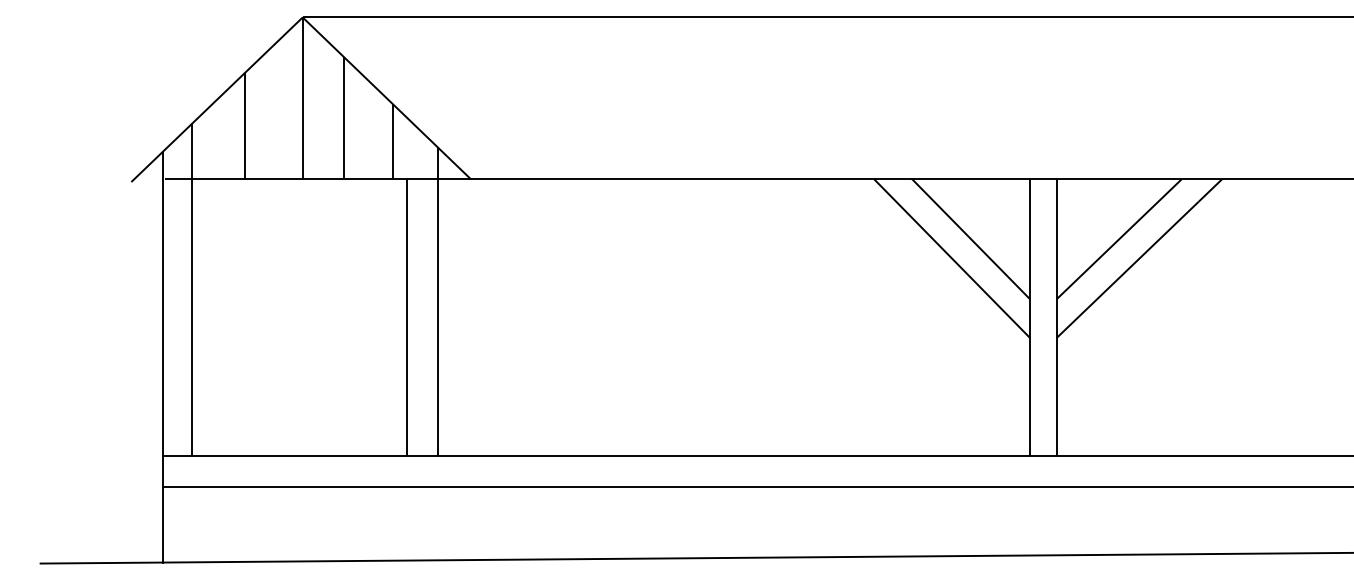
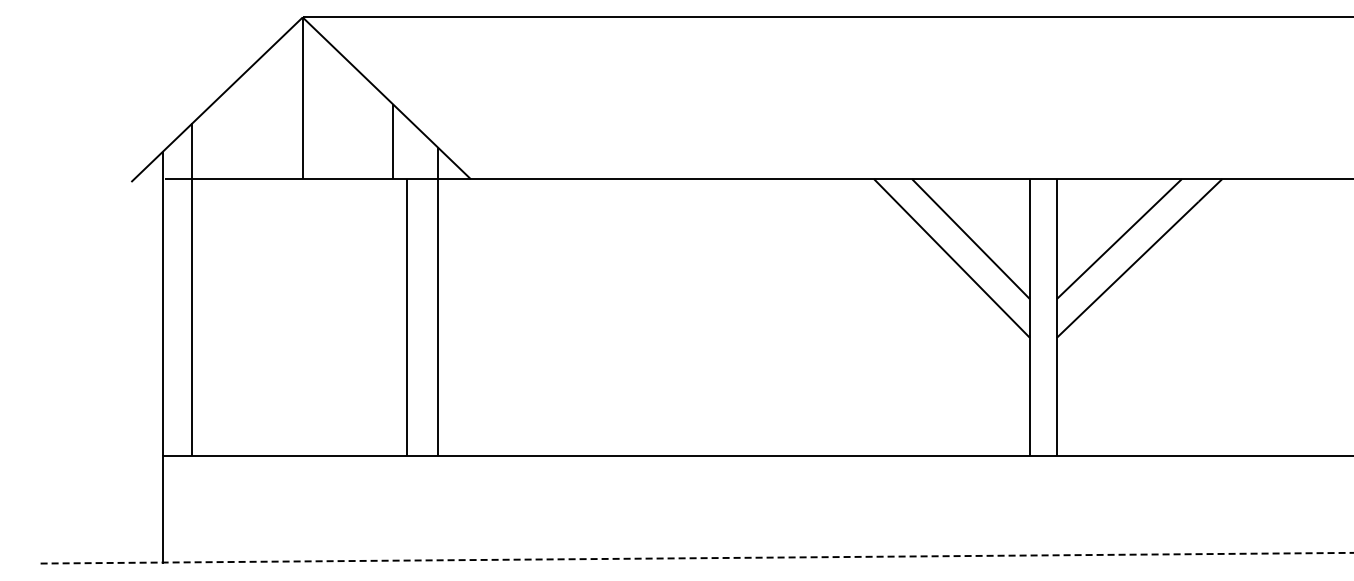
line: present -> none (343, 117)
line: present -> none (245, 125)
line: present -> none (756, 486)
line: solid -> dashed (697, 558)
